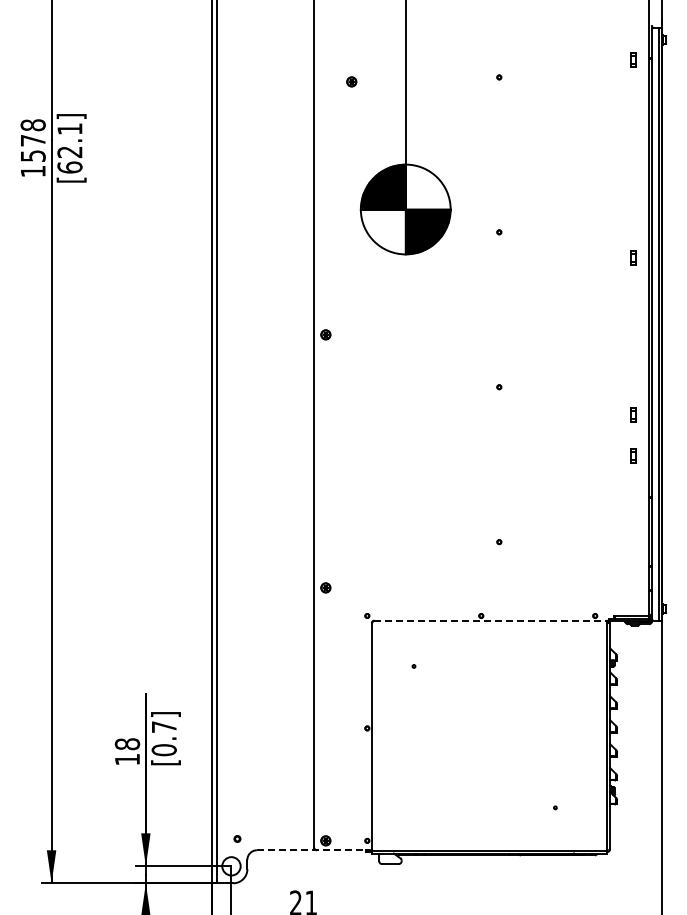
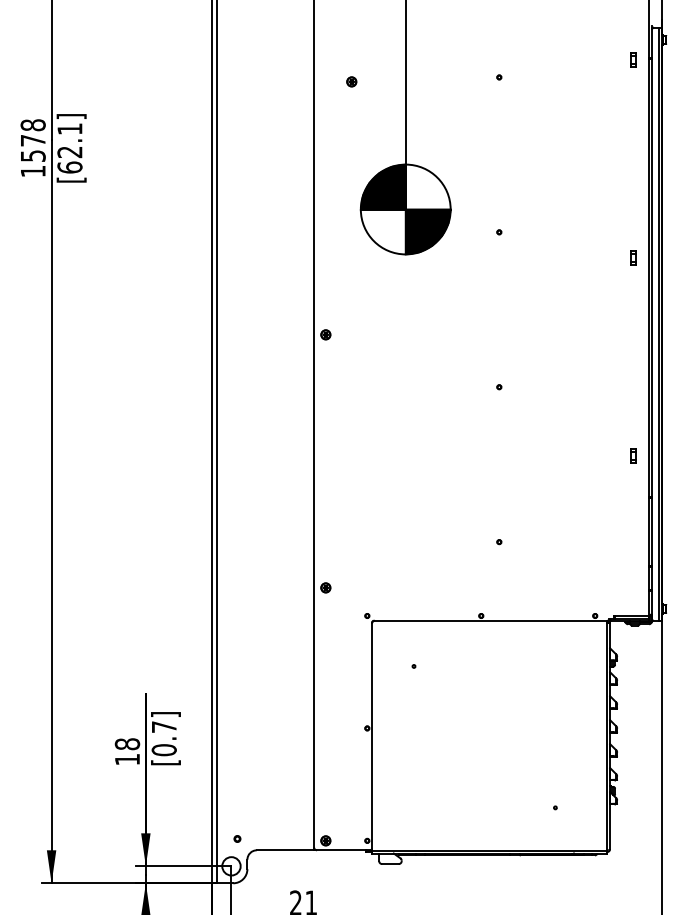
part: present -> none (633, 414)
line: dashed -> solid (490, 620)
line: dashed -> solid (313, 850)
